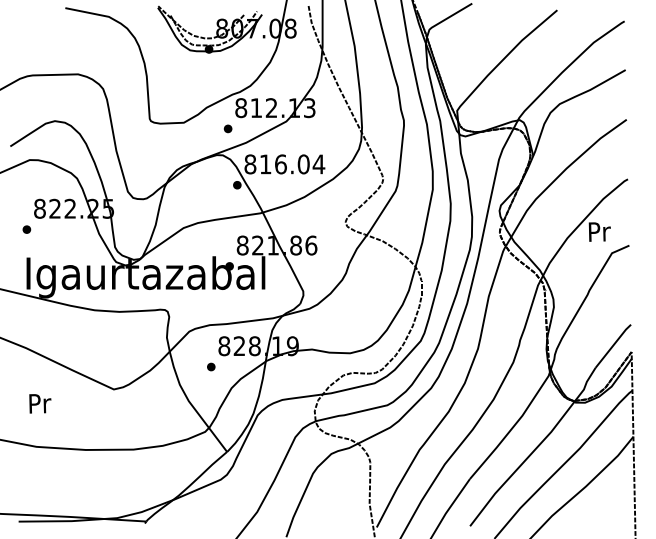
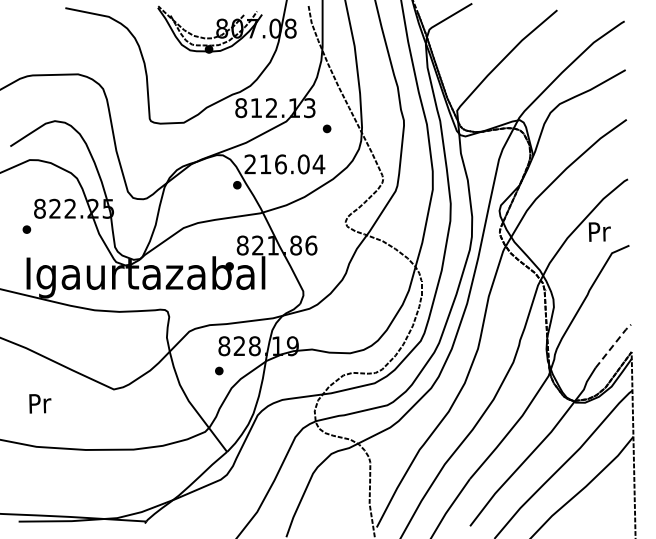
part position: (227, 128) -> (326, 128) (326, 128)
text: 816.04 -> 216.04 (250, 164)
line: solid -> dashed (613, 345)
part position: (211, 366) -> (219, 370) (219, 370)
